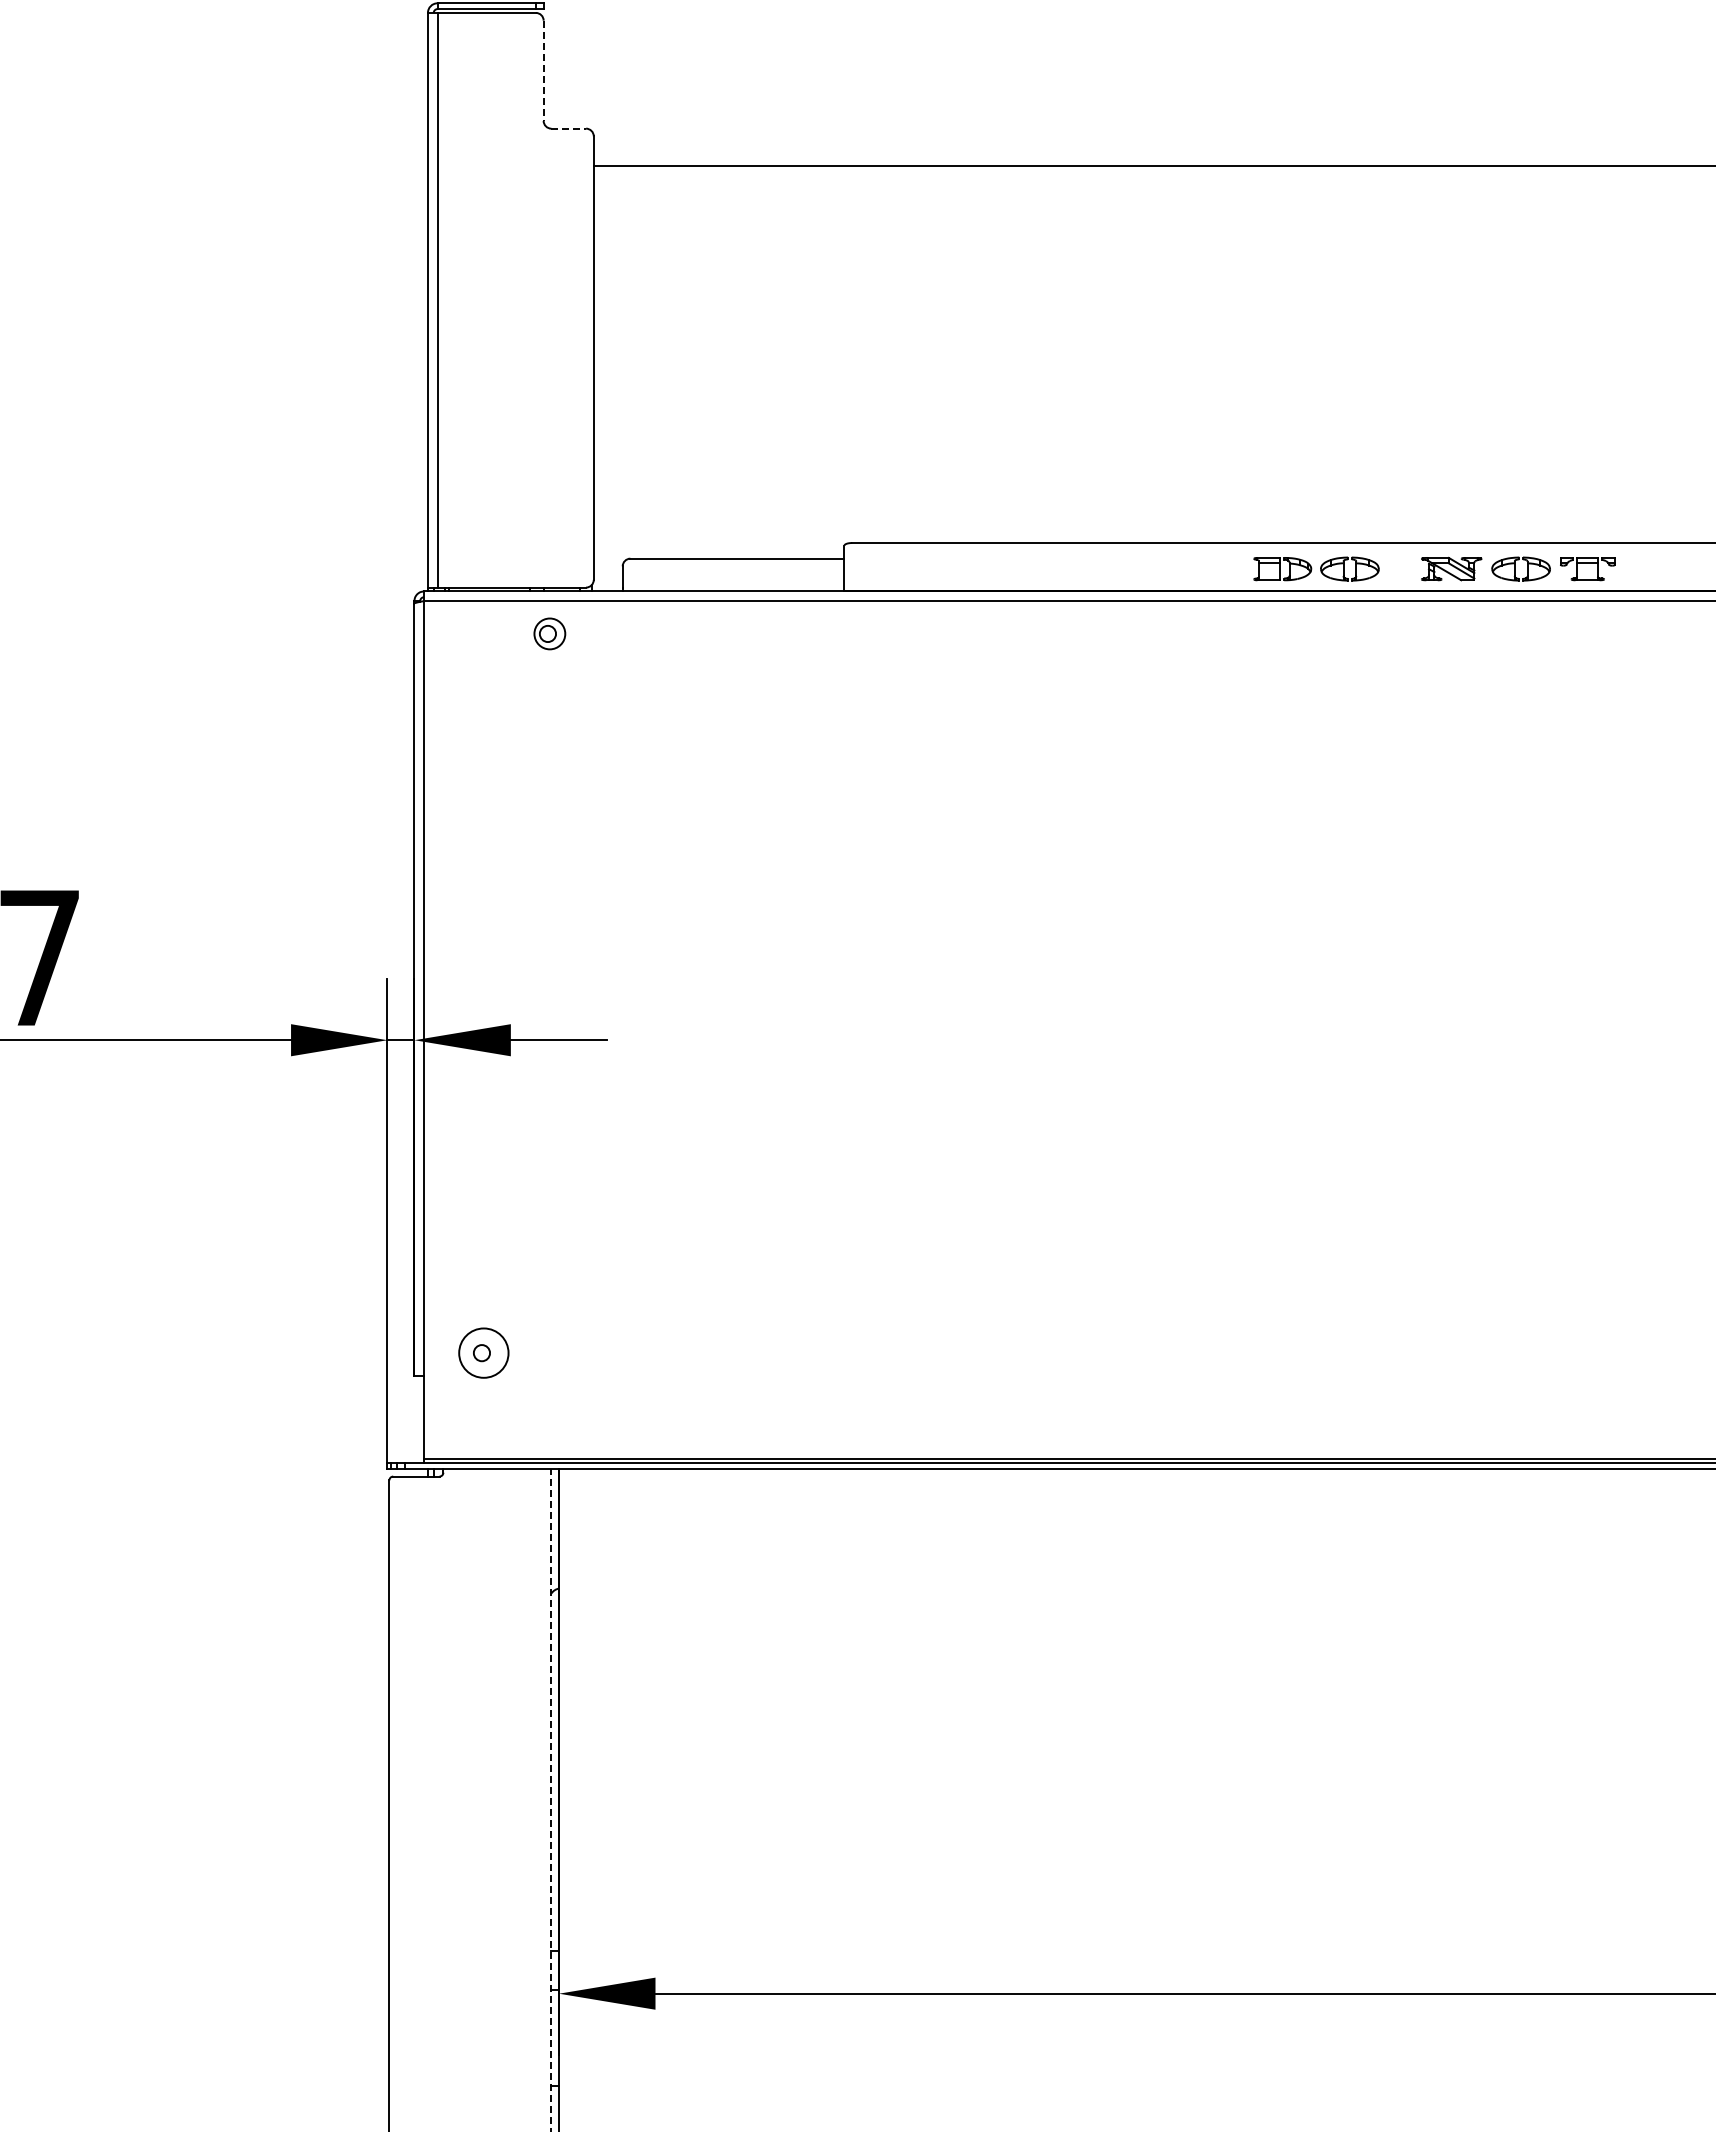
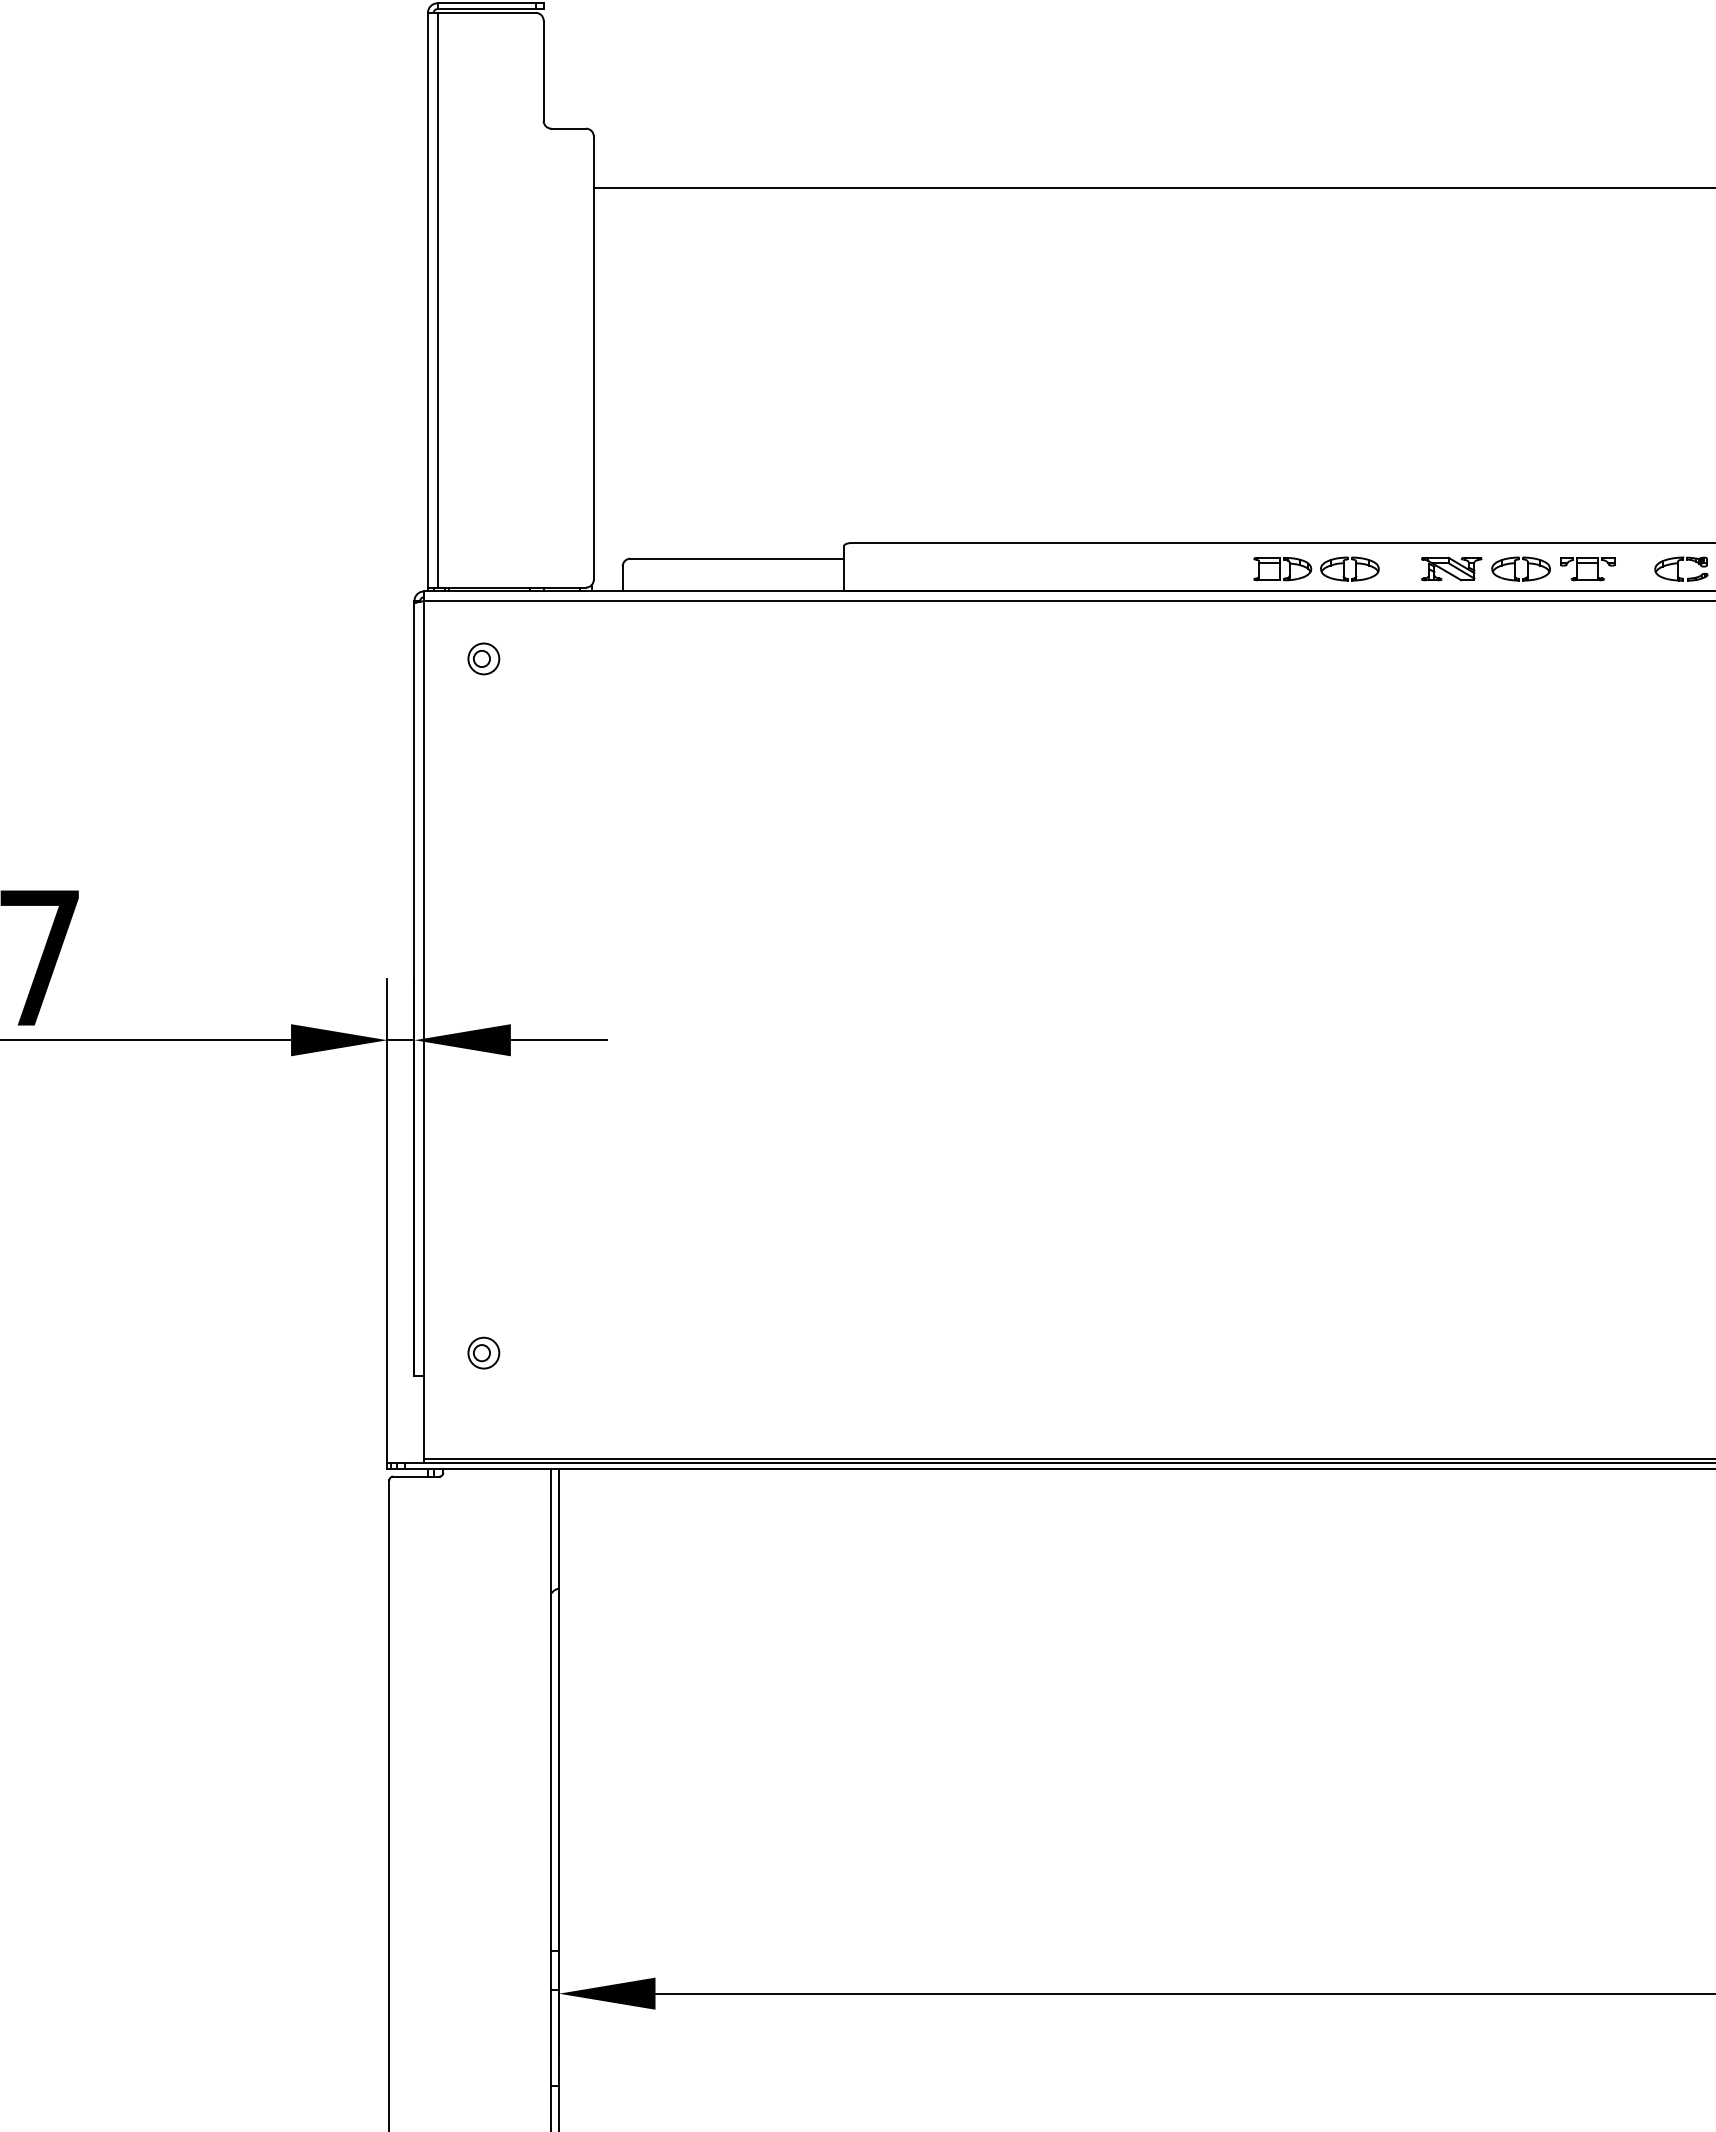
line: dashed -> solid (543, 71)
line: dashed -> solid (569, 128)
line position: (1152, 166) -> (1152, 188) (1152, 188)
part: none -> present (1681, 568)
part position: (549, 633) -> (483, 658) (483, 658)
circle diameter: 49 px -> 31 px (483, 1352)
line: dashed -> solid (551, 1799)
